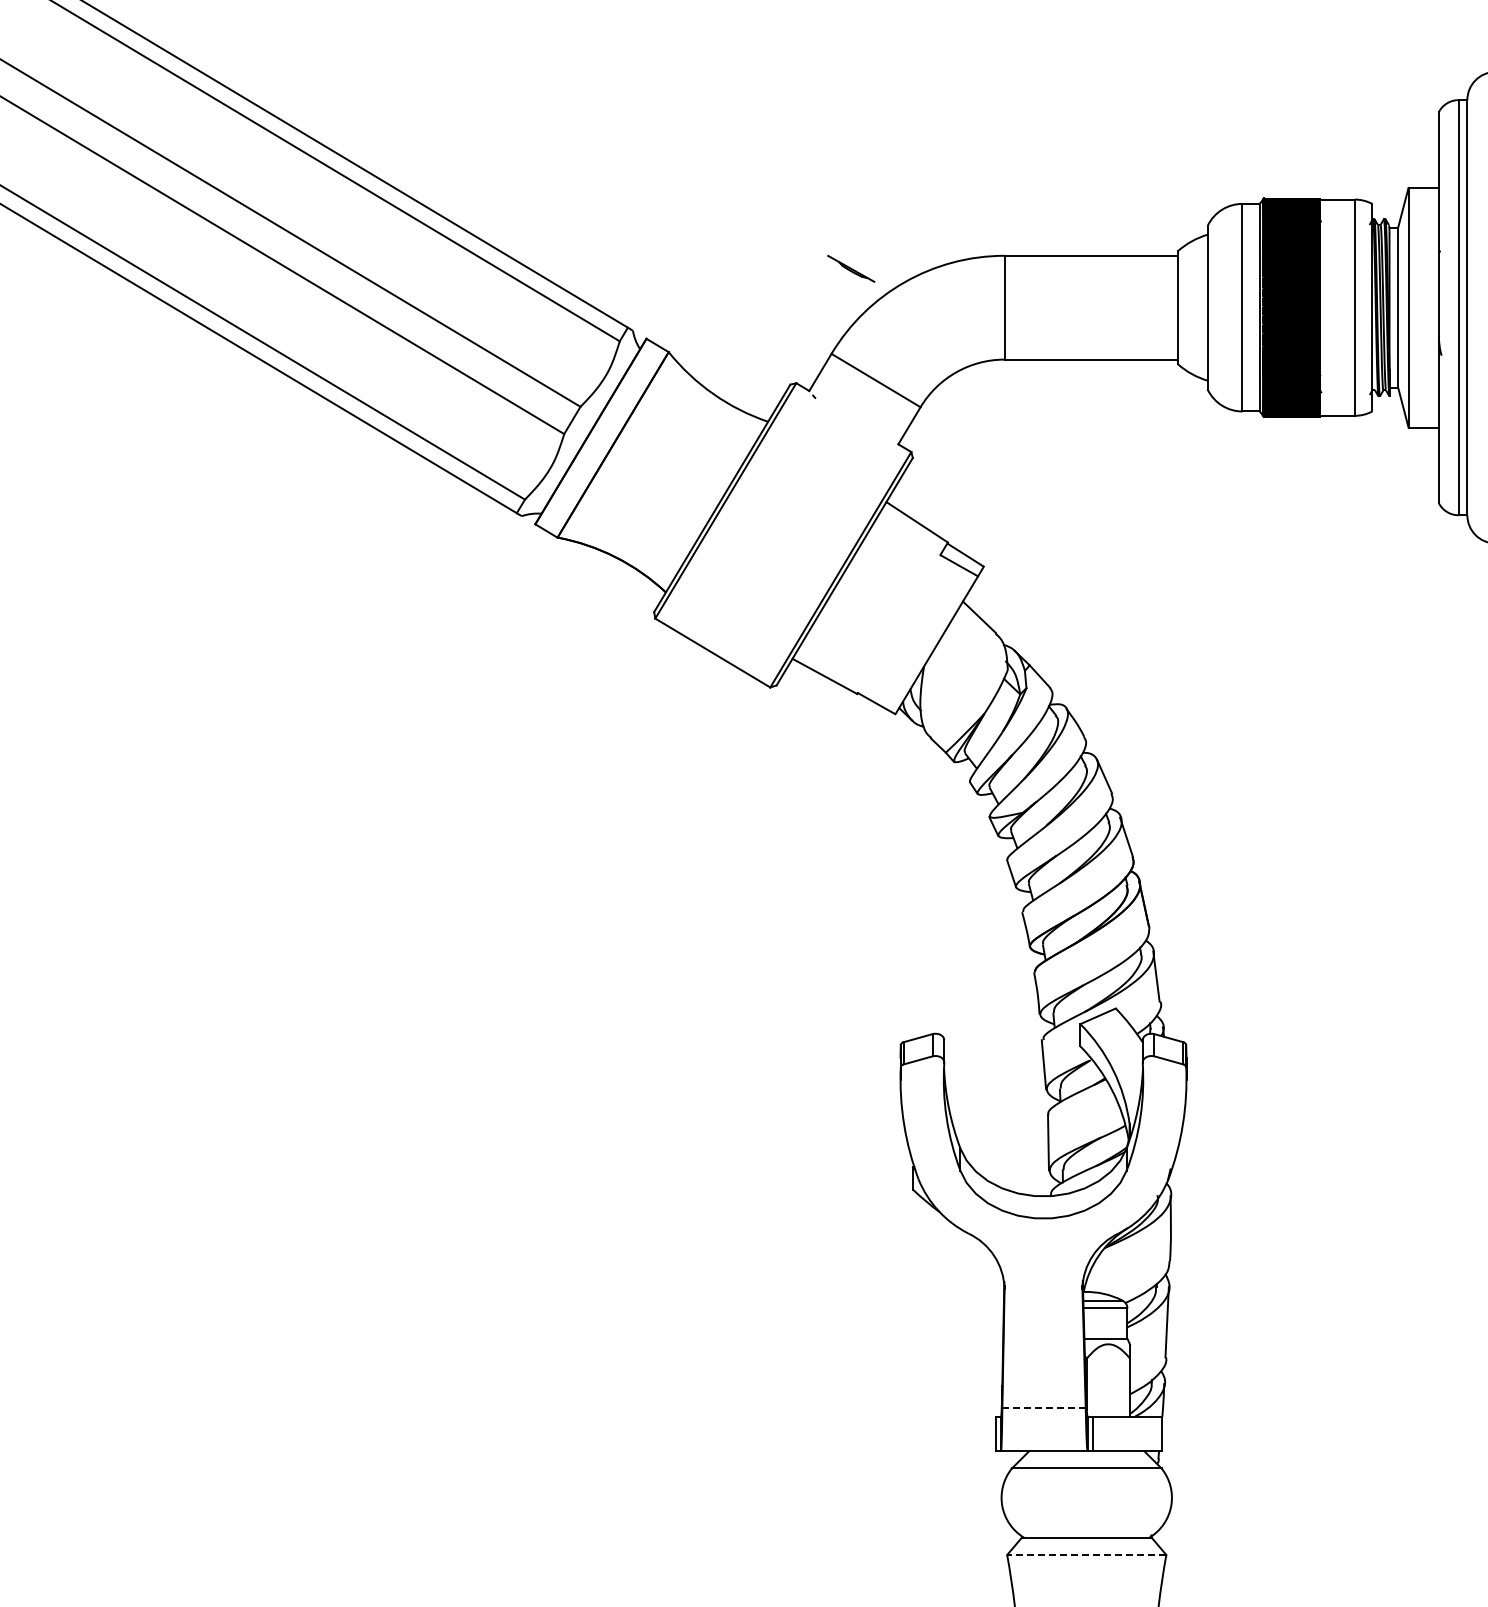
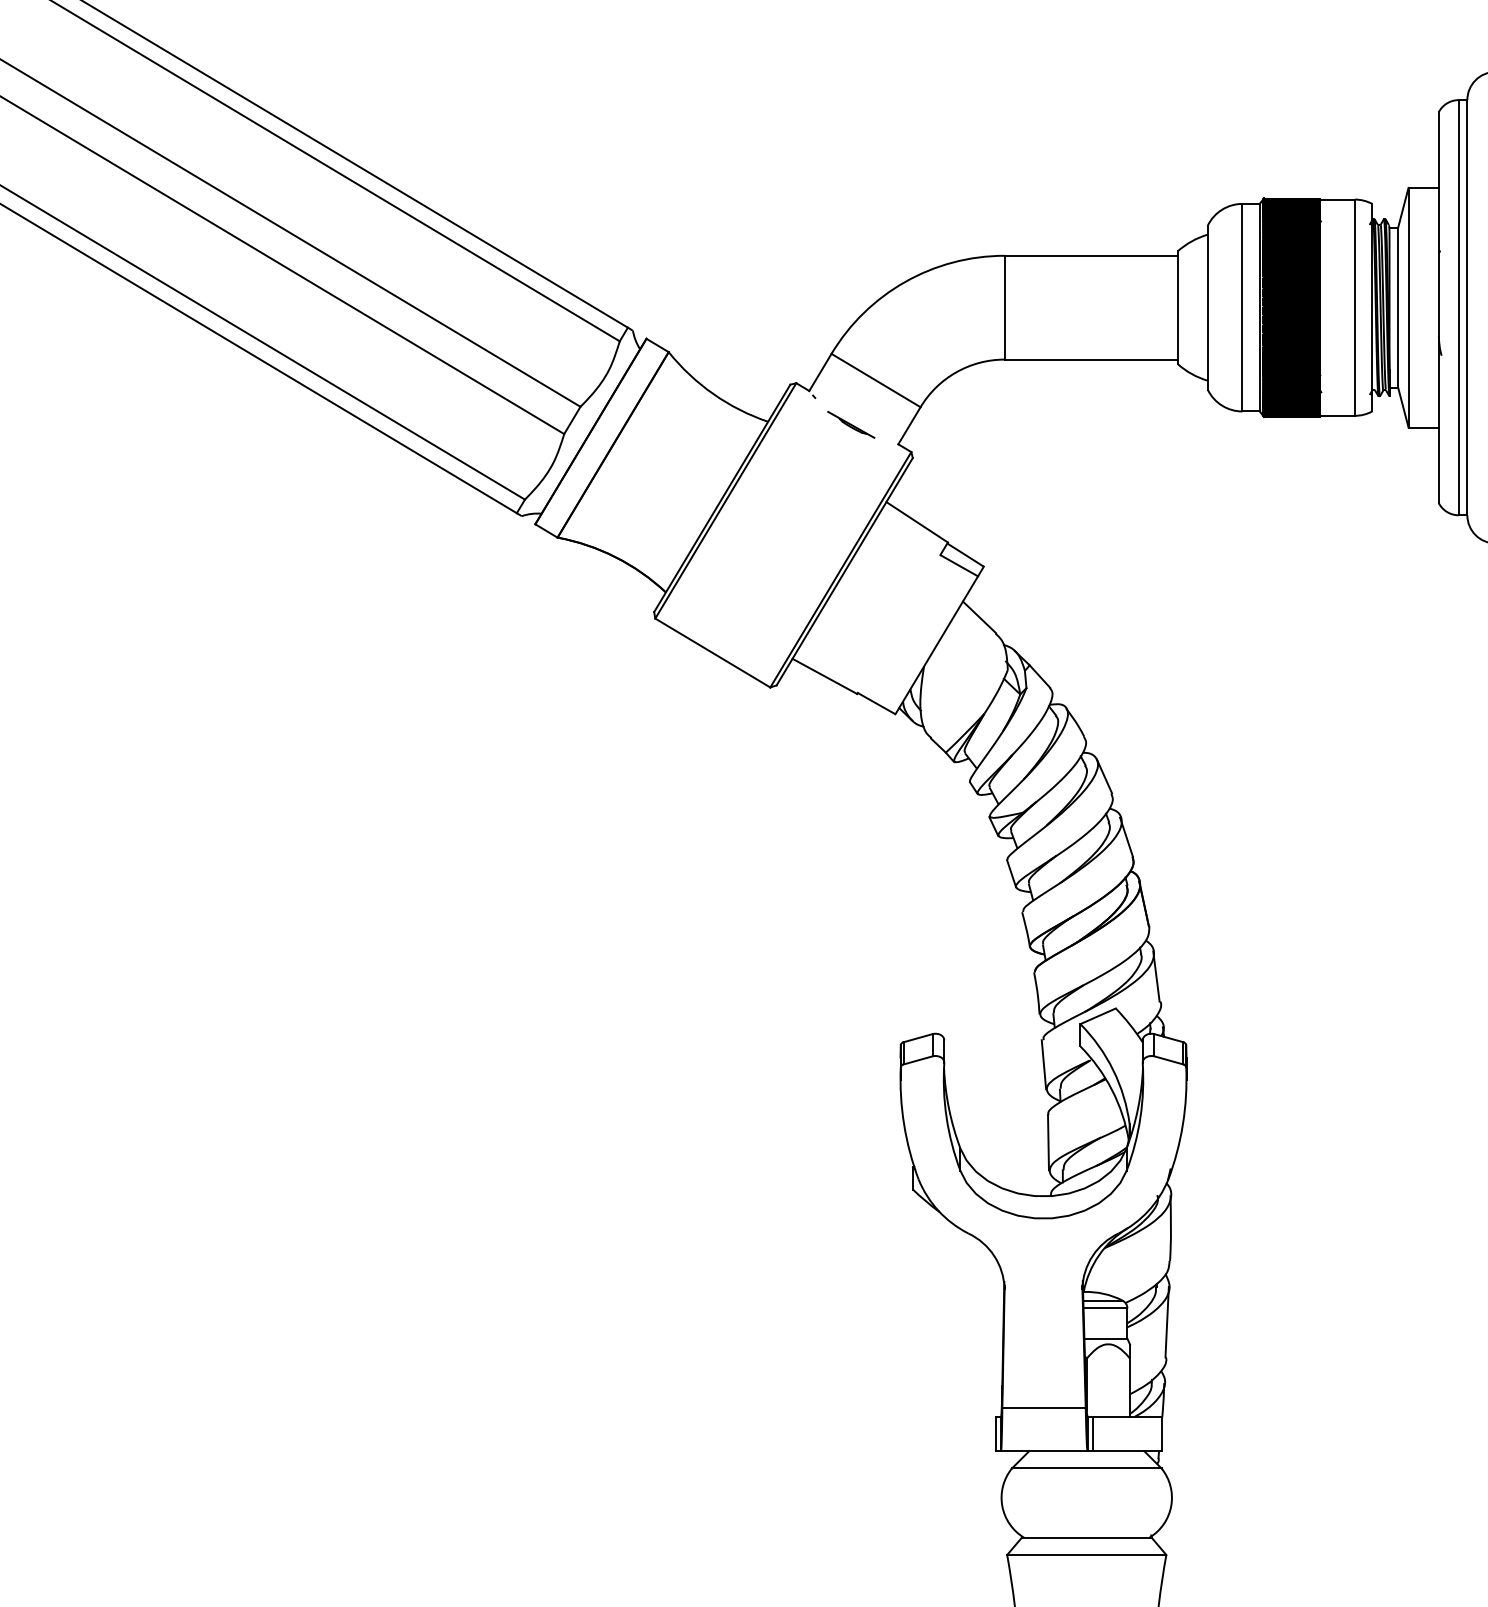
part position: (851, 268) -> (851, 424) (851, 424)
line: dashed -> solid (1044, 1407)
line: dashed -> solid (1086, 1554)
